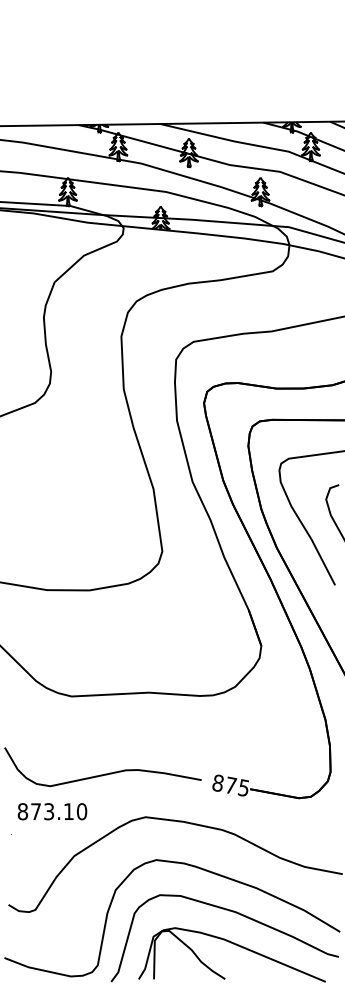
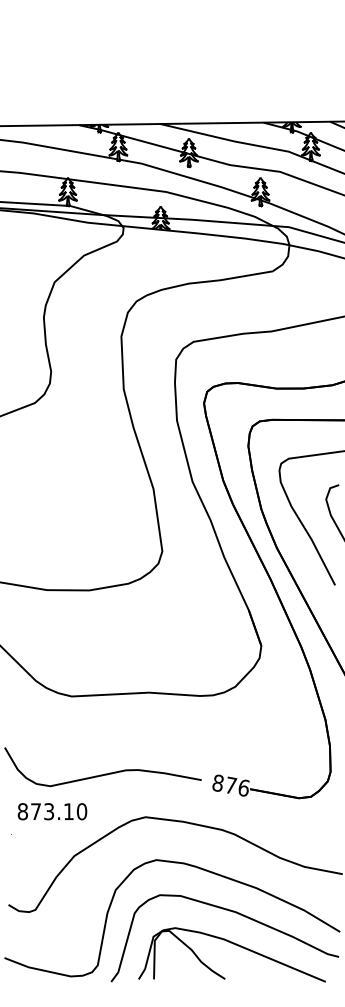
text: 875 -> 876 (243, 787)
